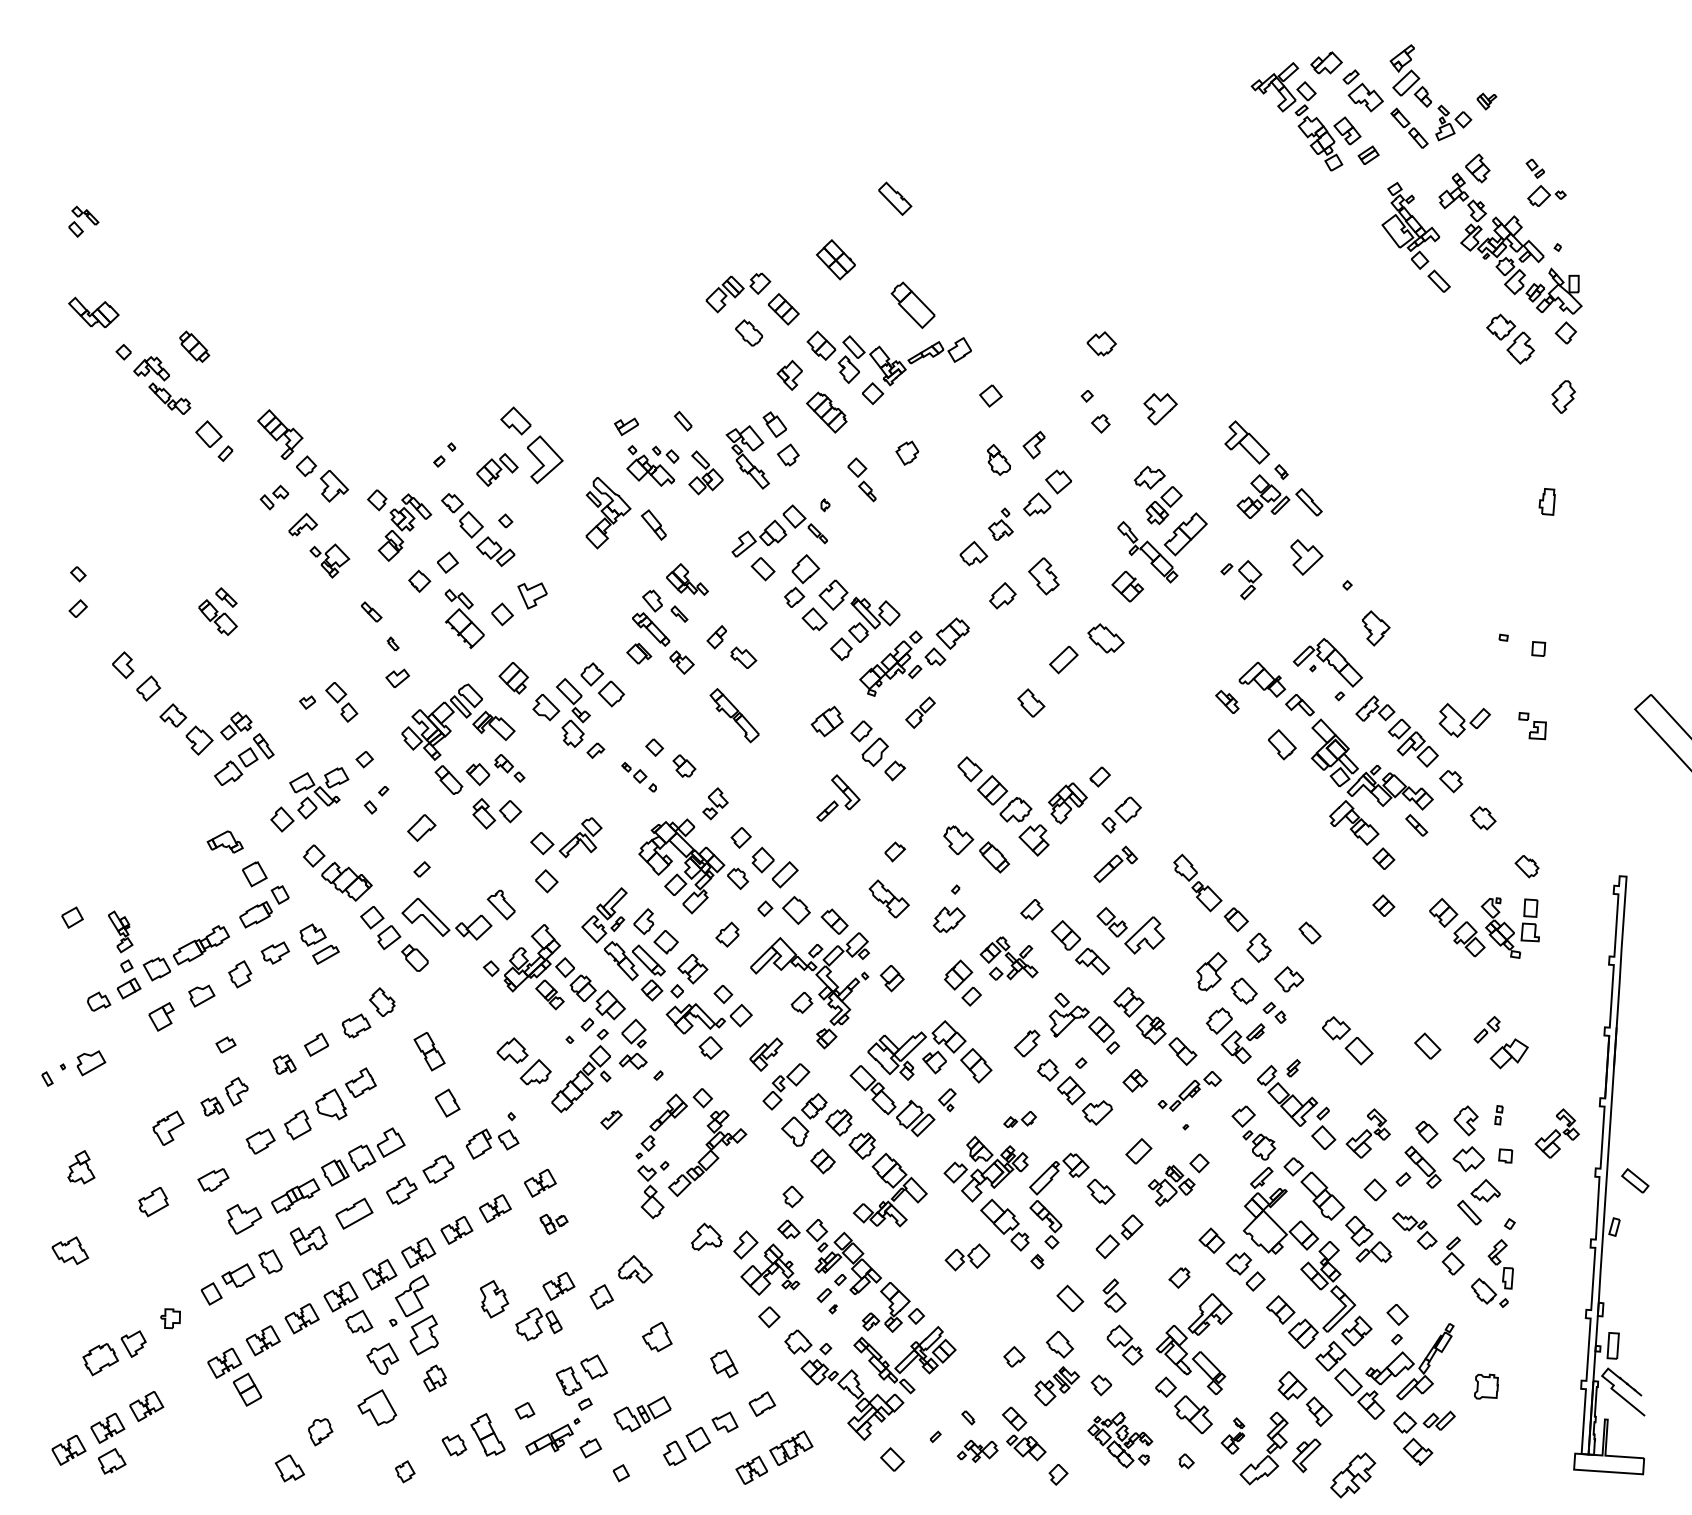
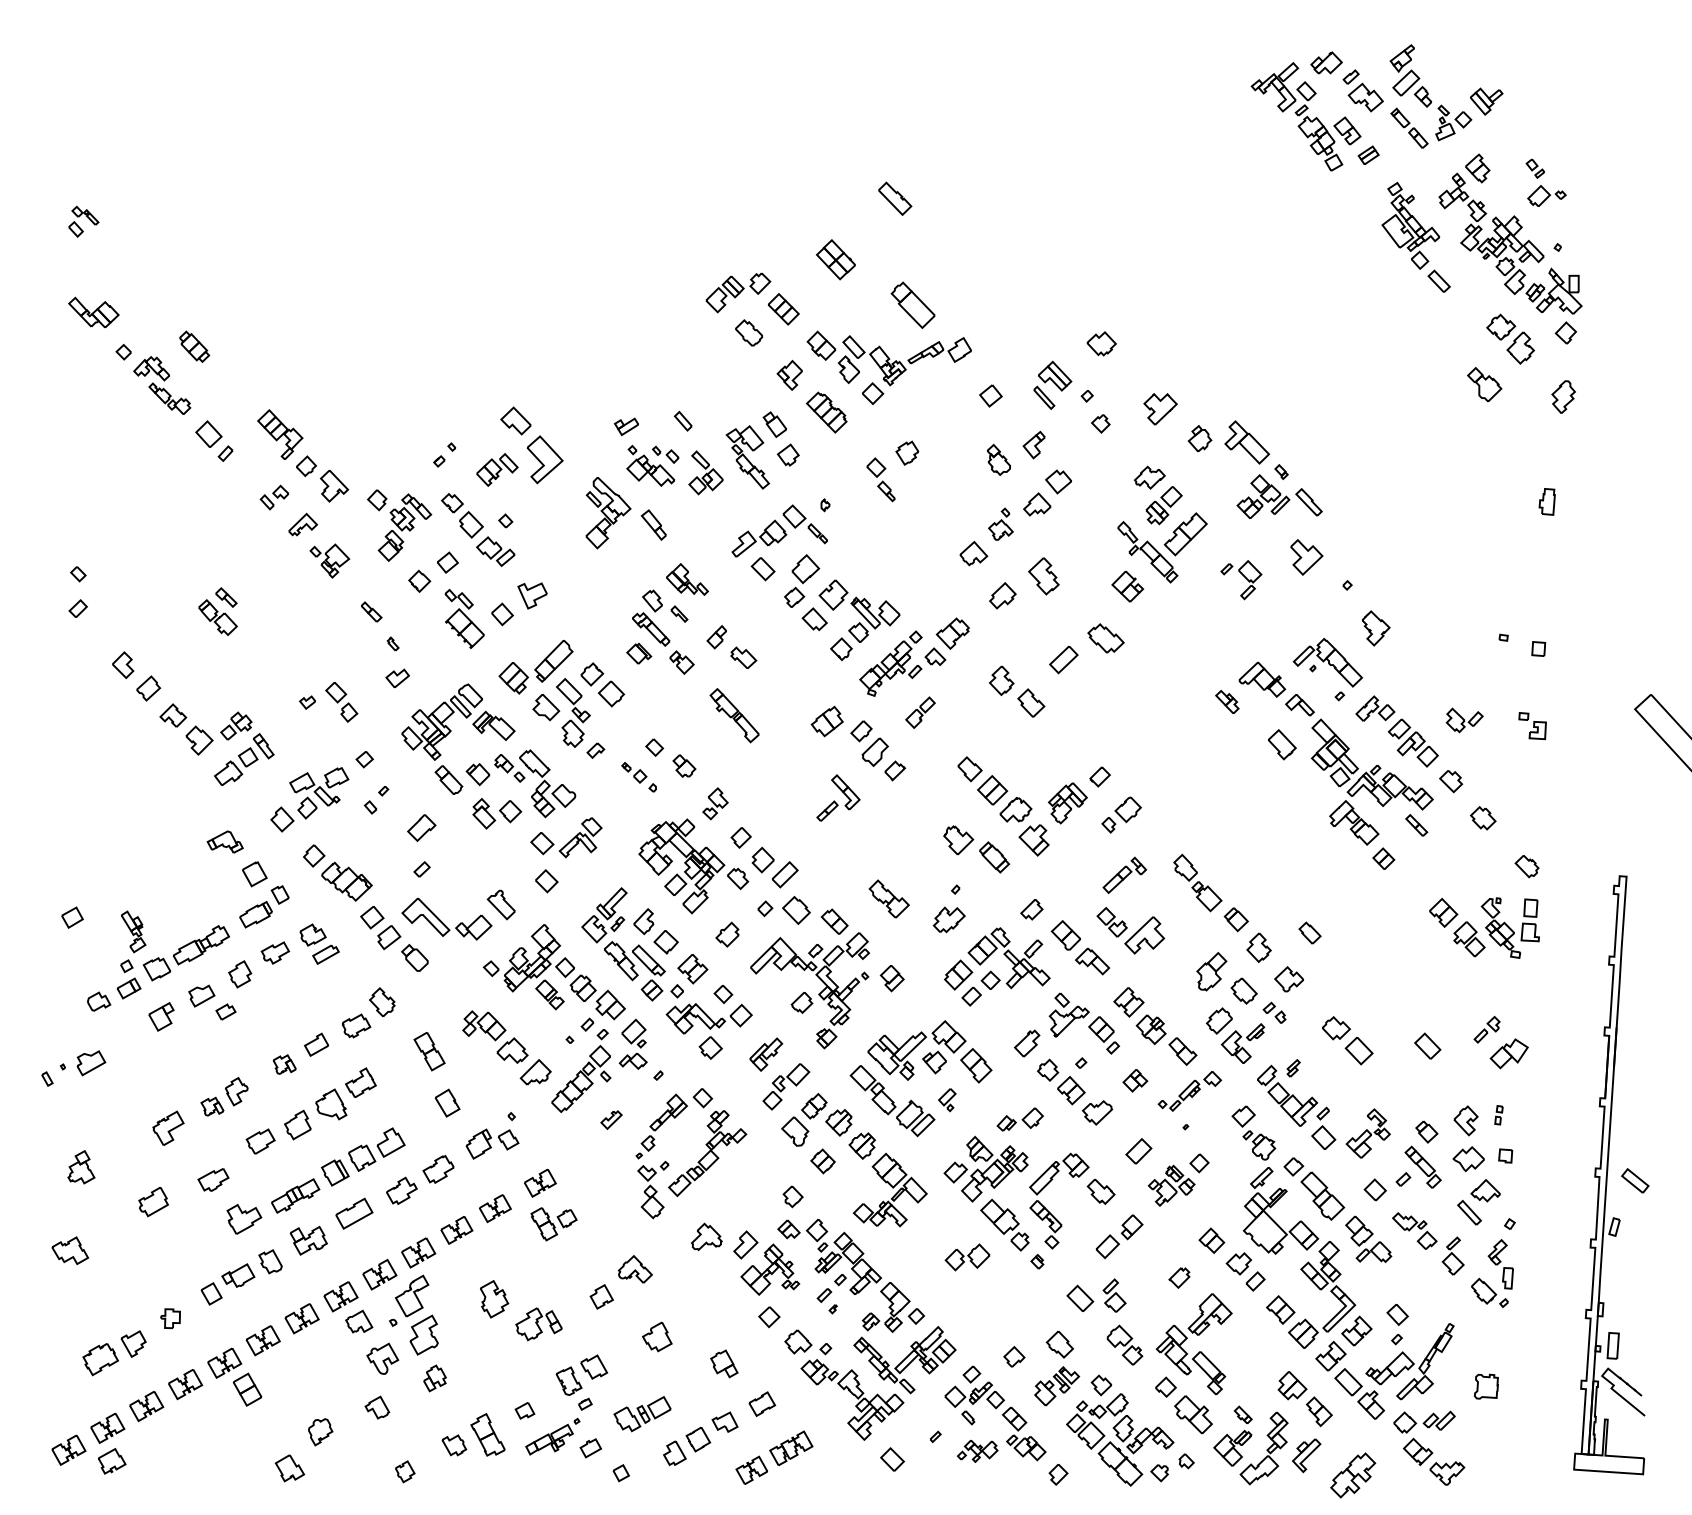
part size: 22x19 px -> 34x29 px (1486, 101)
part: none -> present (1052, 384)
part: none -> present (1484, 384)
part: none -> present (1199, 438)
part position: (861, 479) -> (880, 479) (880, 479)
part: none -> present (553, 661)
part: none -> present (1001, 680)
part size: 53x35 px -> 39x27 px (1464, 720)
part: none -> present (547, 783)
part: present -> none (894, 851)
part position: (1115, 863) -> (1124, 874) (1124, 874)
part: present -> none (1383, 905)
part position: (120, 931) -> (133, 931) (133, 931)
part size: 60x45 px -> 84x63 px (1008, 958)
part: none -> present (484, 1025)
part position: (225, 1044) -> (225, 1011) (225, 1011)
part size: 35x17 px -> 48x25 px (1019, 1119)
part: present -> none (1556, 1133)
part size: 30x22 px -> 48x35 px (553, 1224)
part: present -> none (558, 1286)
part position: (1070, 1297) -> (1080, 1297) (1080, 1297)
part: none -> present (185, 1384)
part: none -> present (974, 1387)
part size: 41x37 px -> 27x25 px (377, 1407)
part size: 26x38 px -> 40x62 px (1232, 1435)
part size: 67x58 px -> 109x94 px (1120, 1439)
part: none -> present (1447, 1473)
